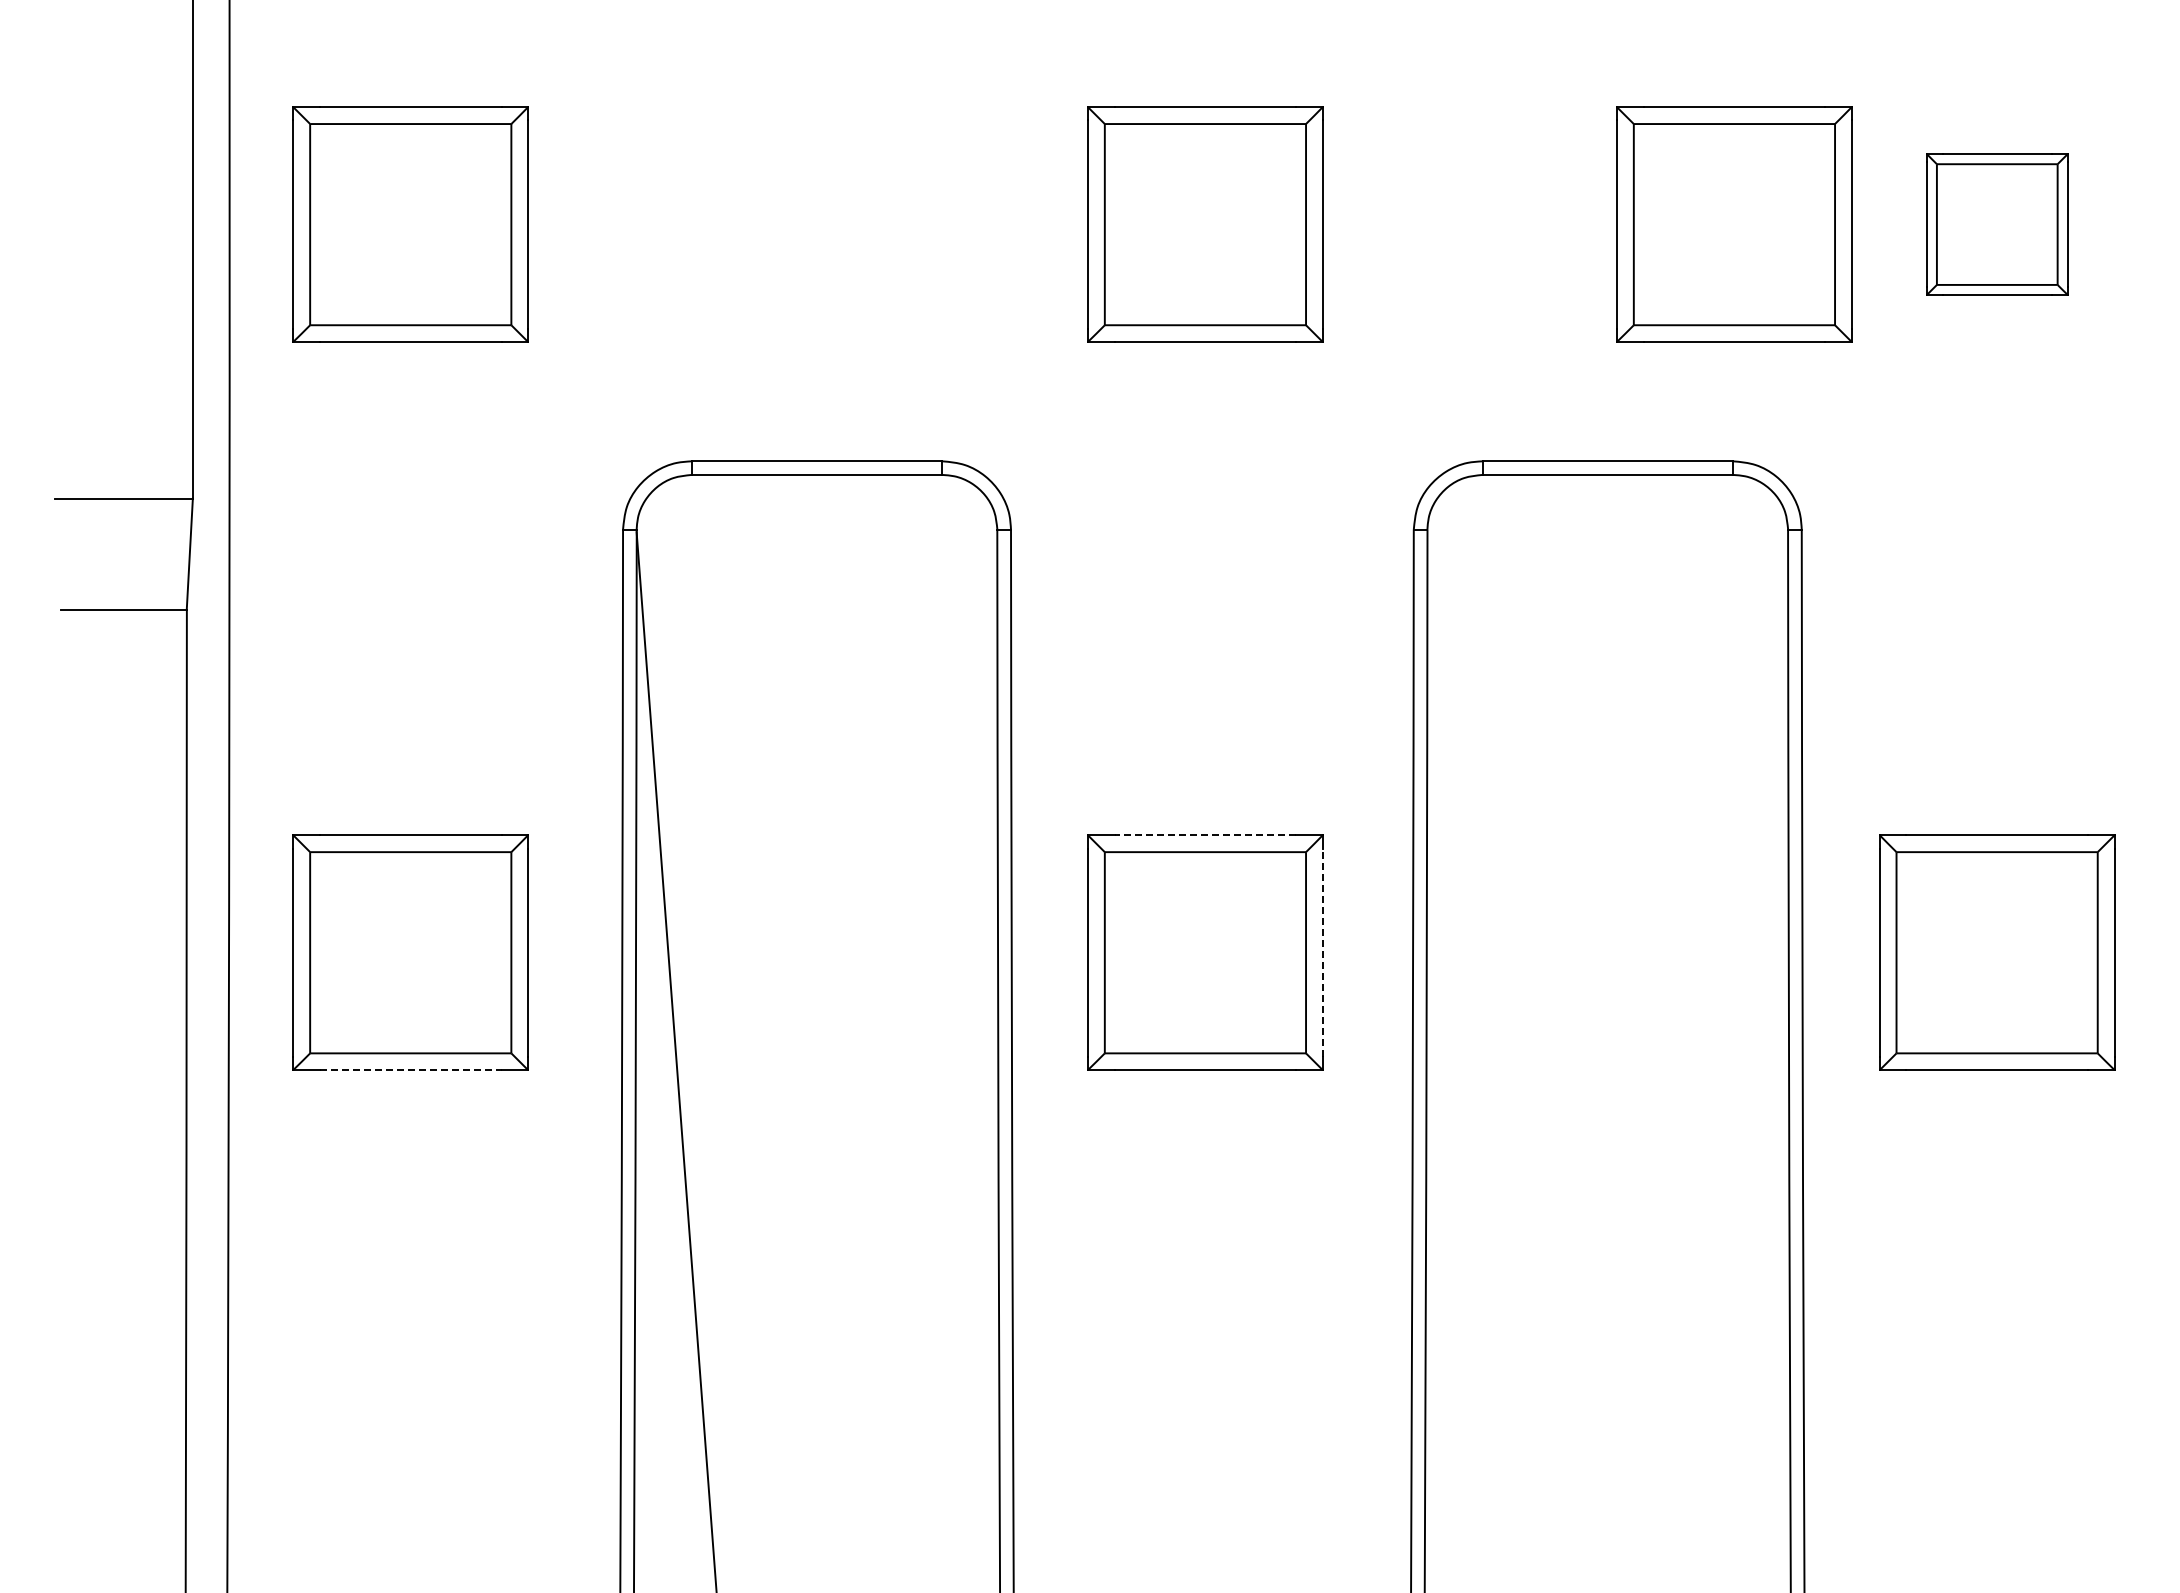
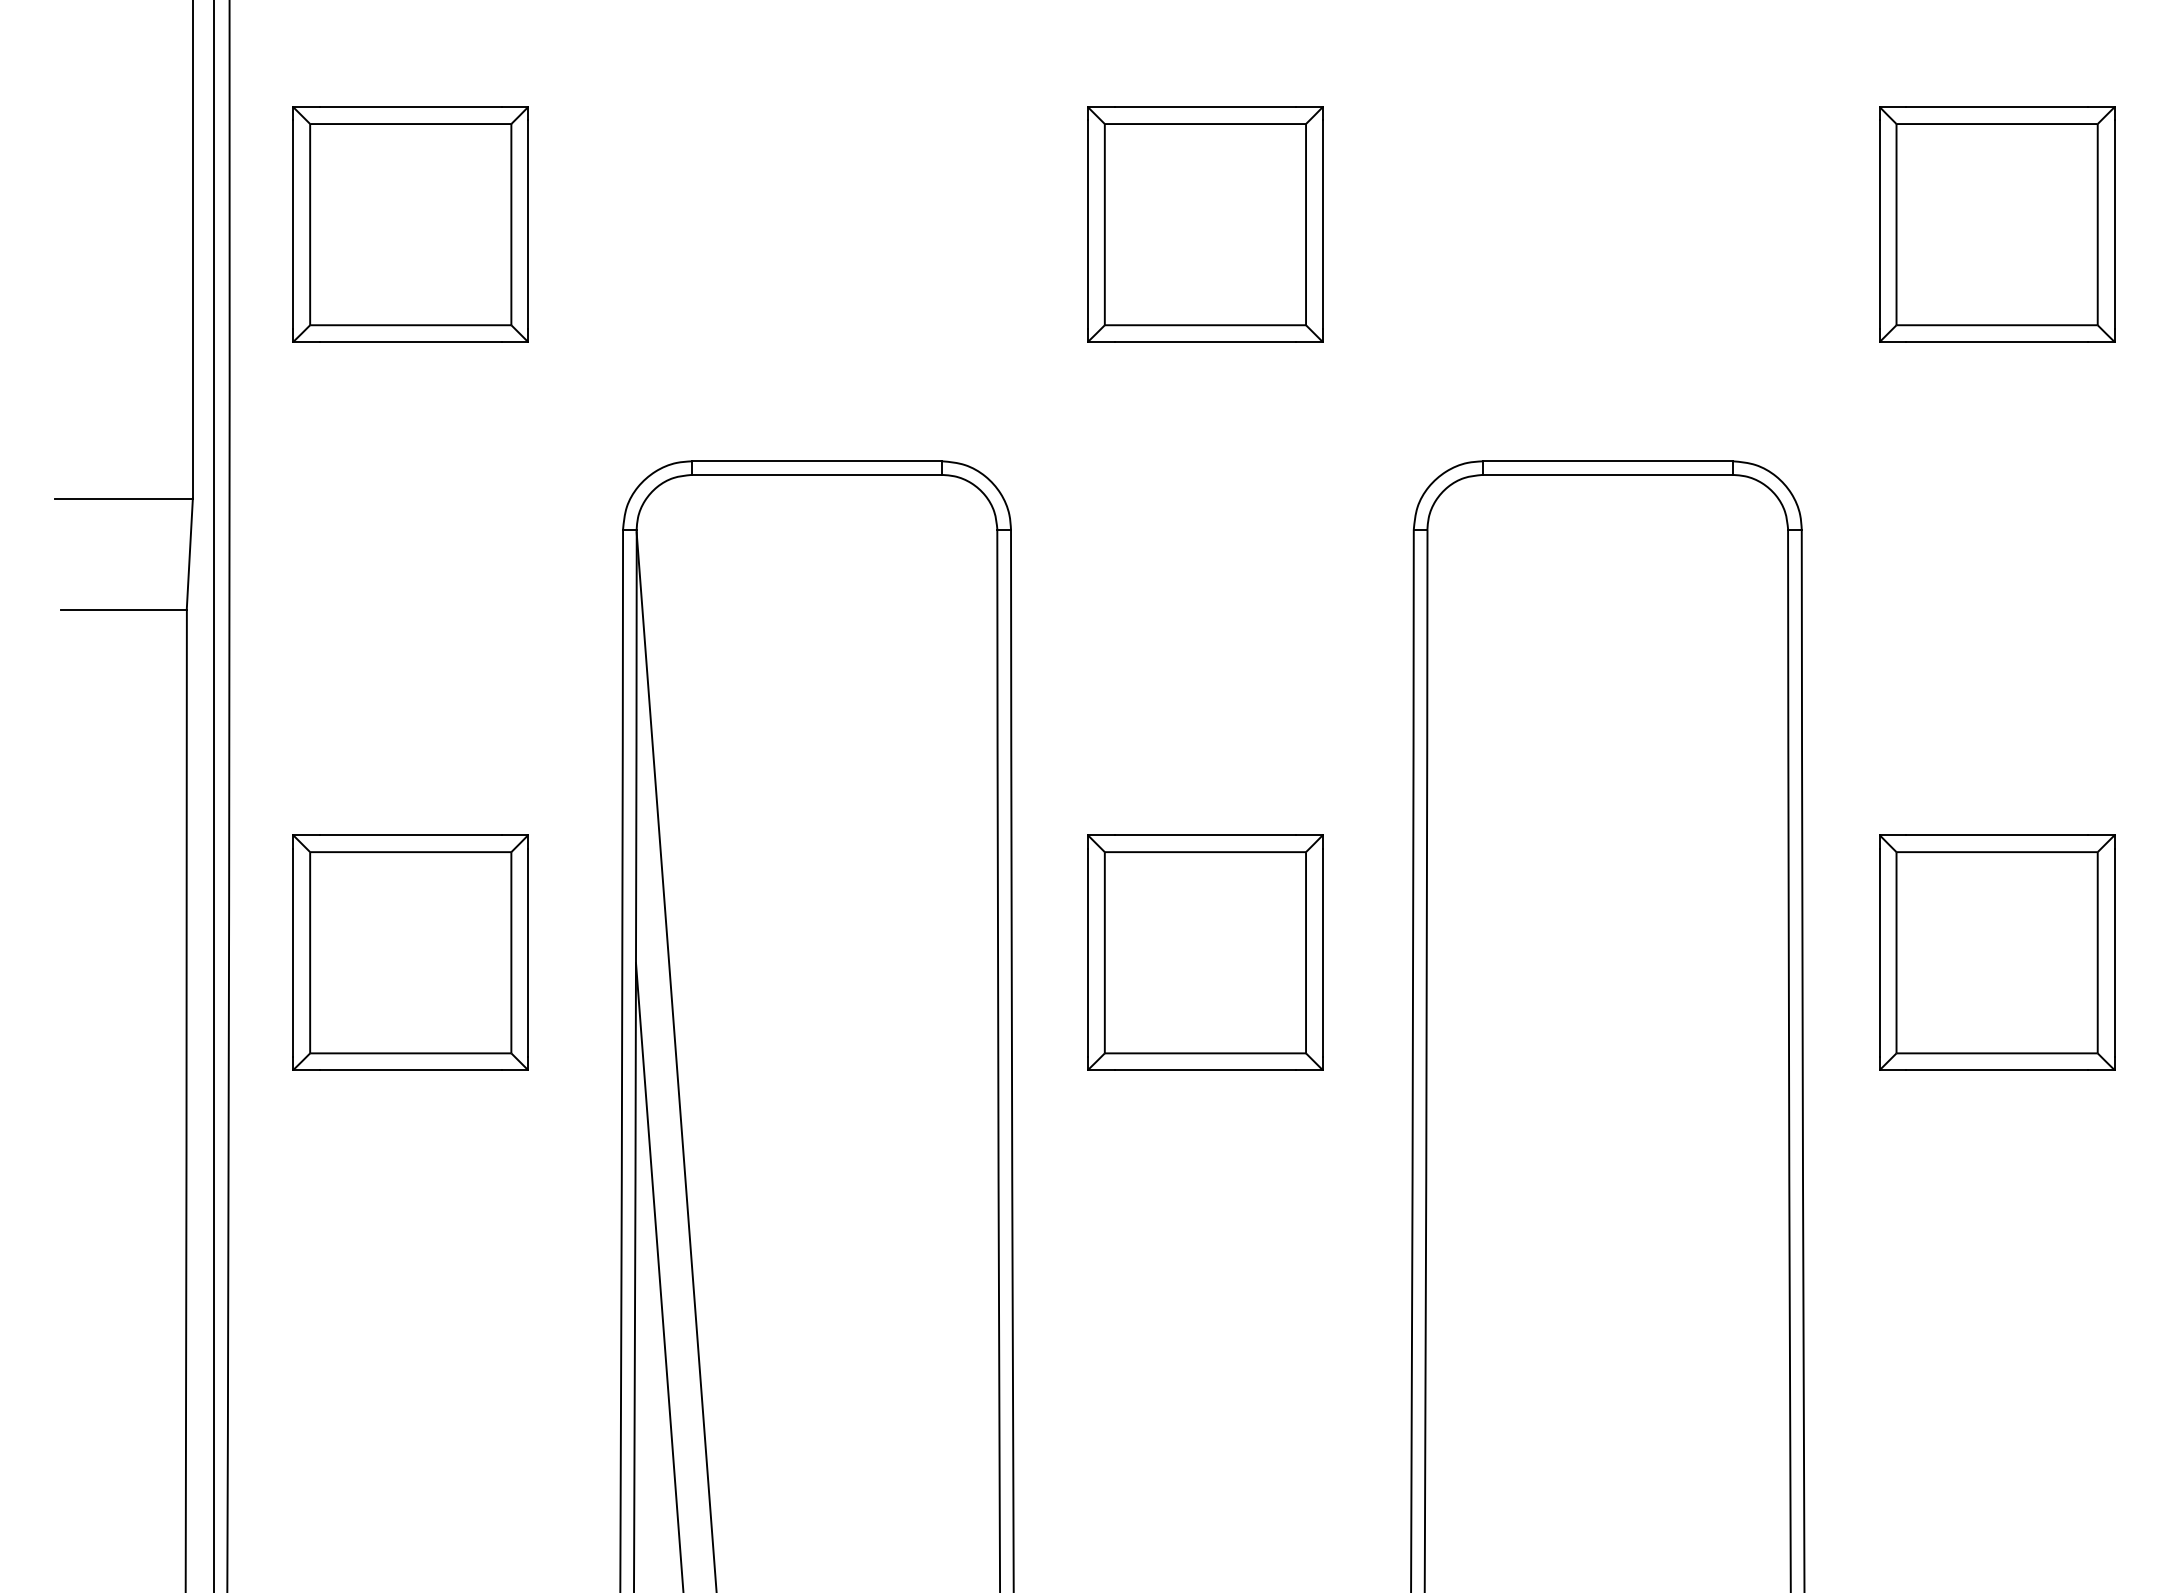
part: present -> none (1734, 224)
part size: 143x143 px -> 237x237 px (1997, 224)
line: none -> present (213, 795)
line: dashed -> solid (1205, 835)
line: dashed -> solid (1322, 952)
line: dashed -> solid (410, 1070)
line: none -> present (659, 1276)
